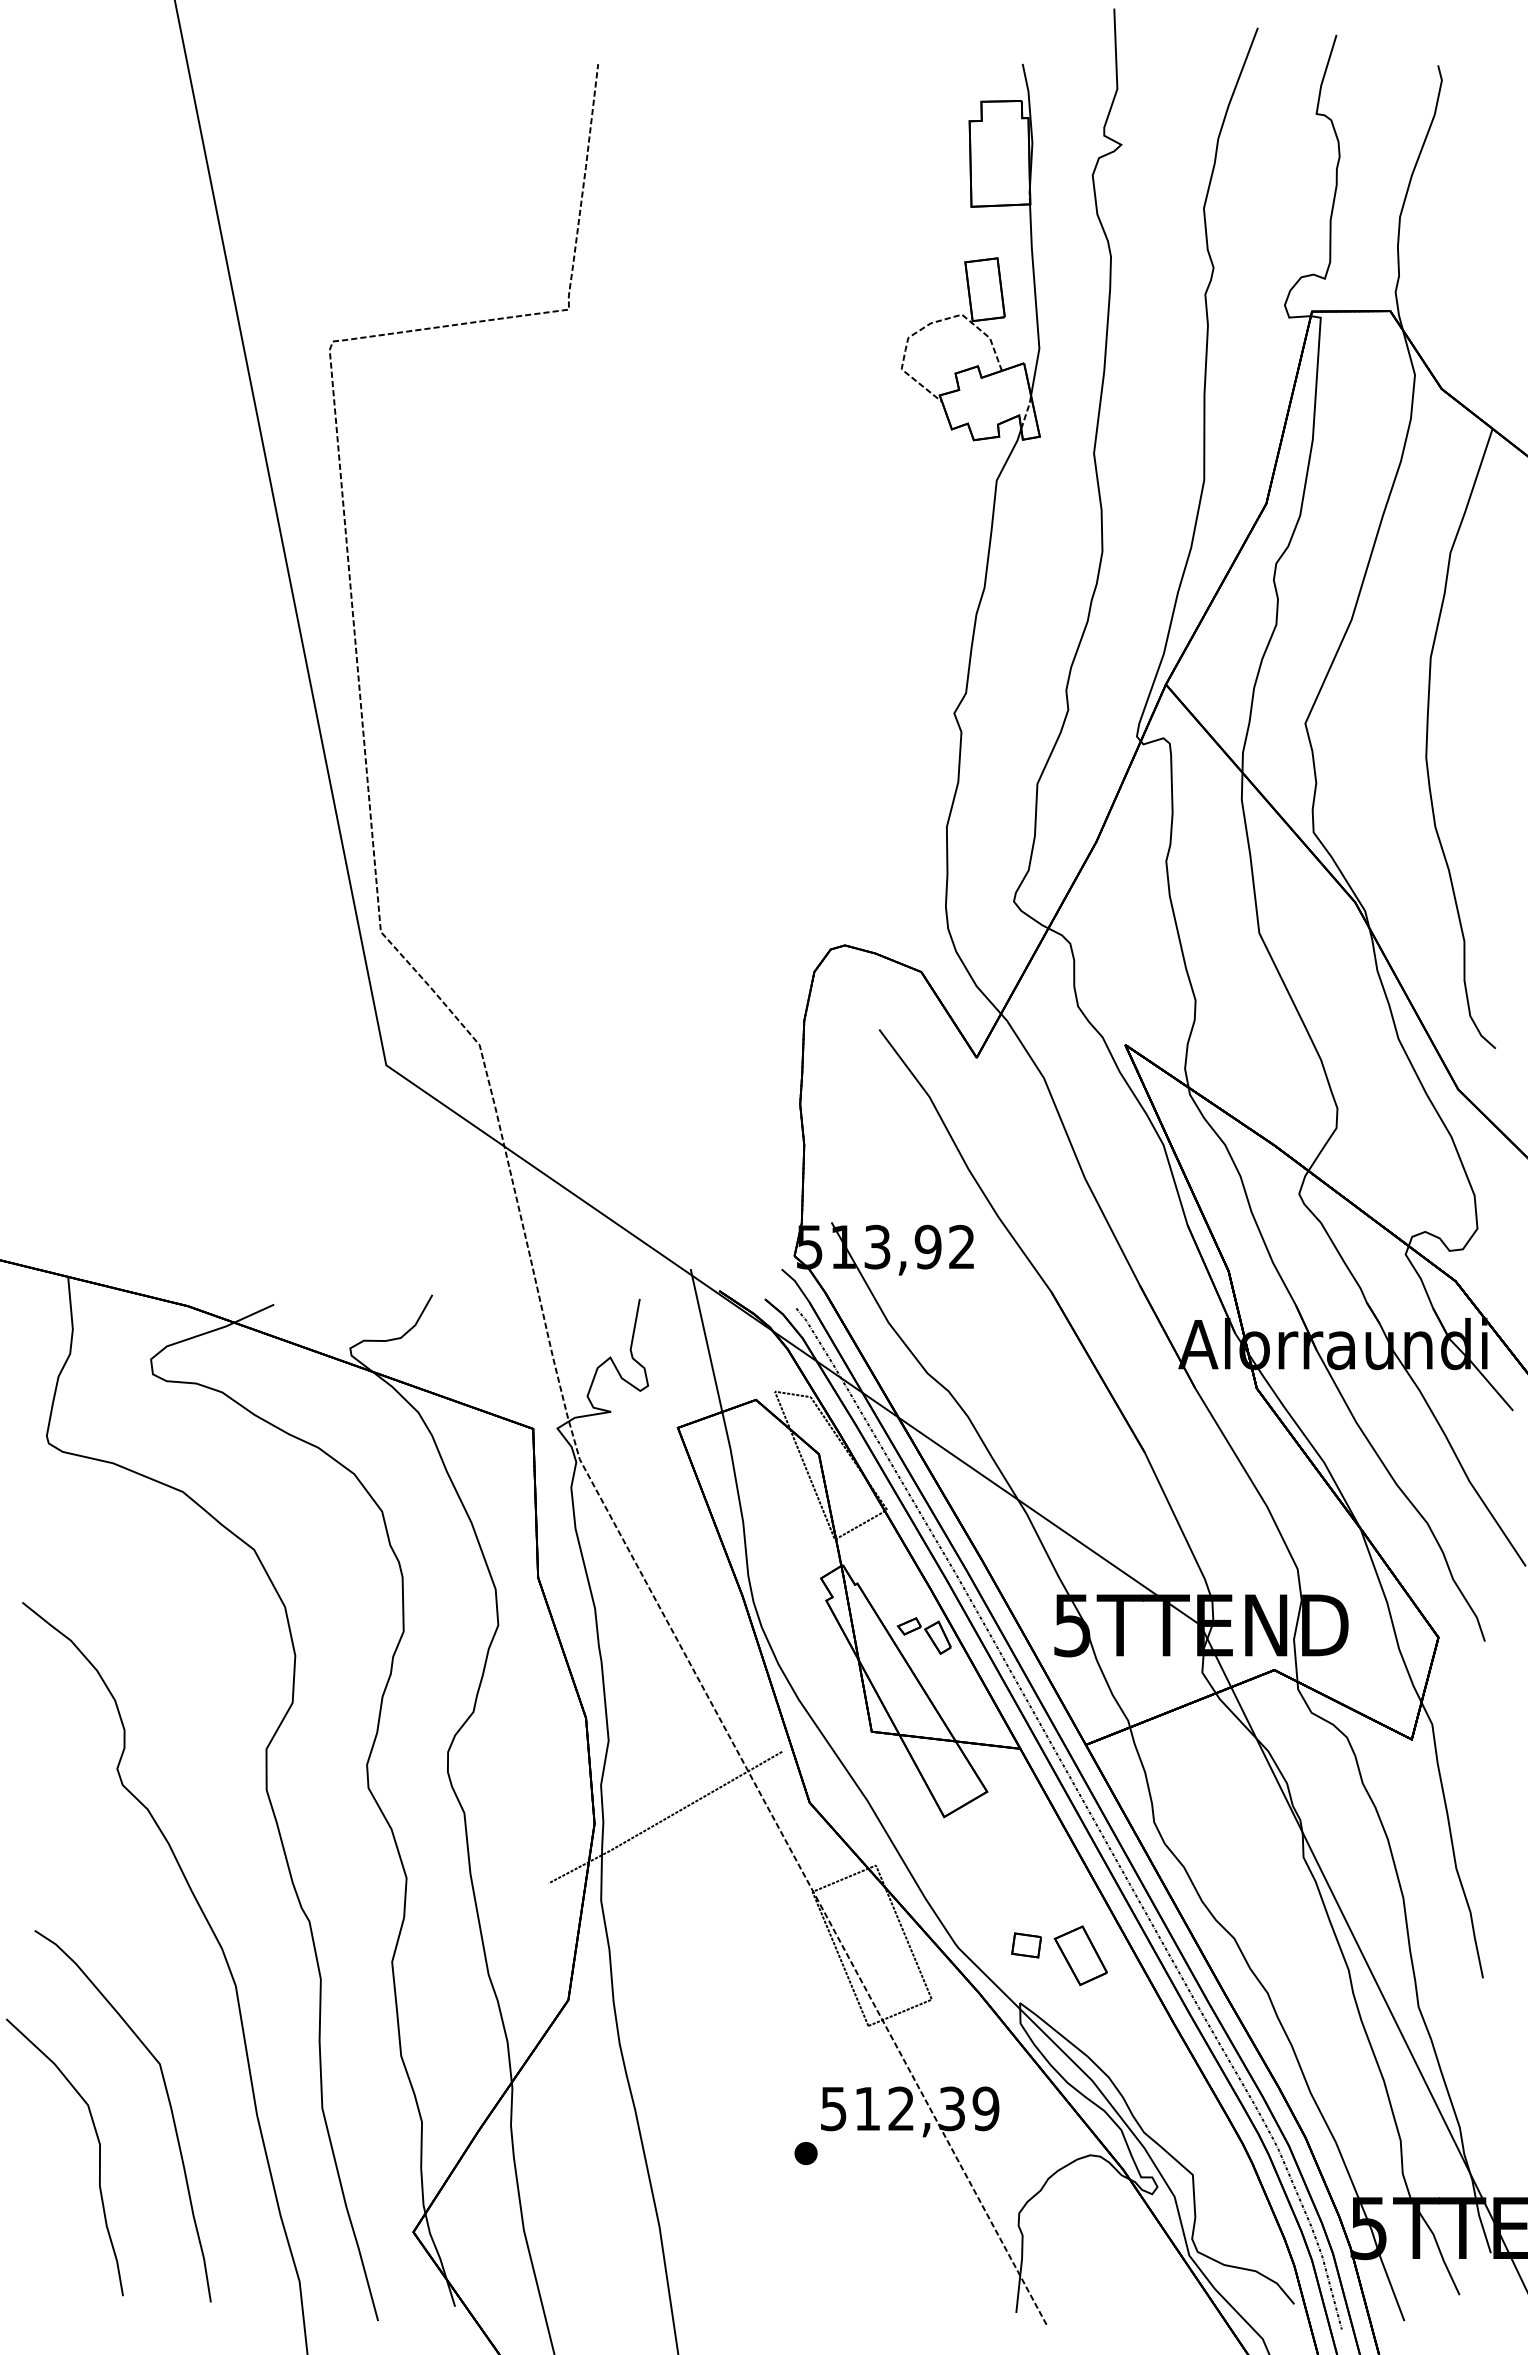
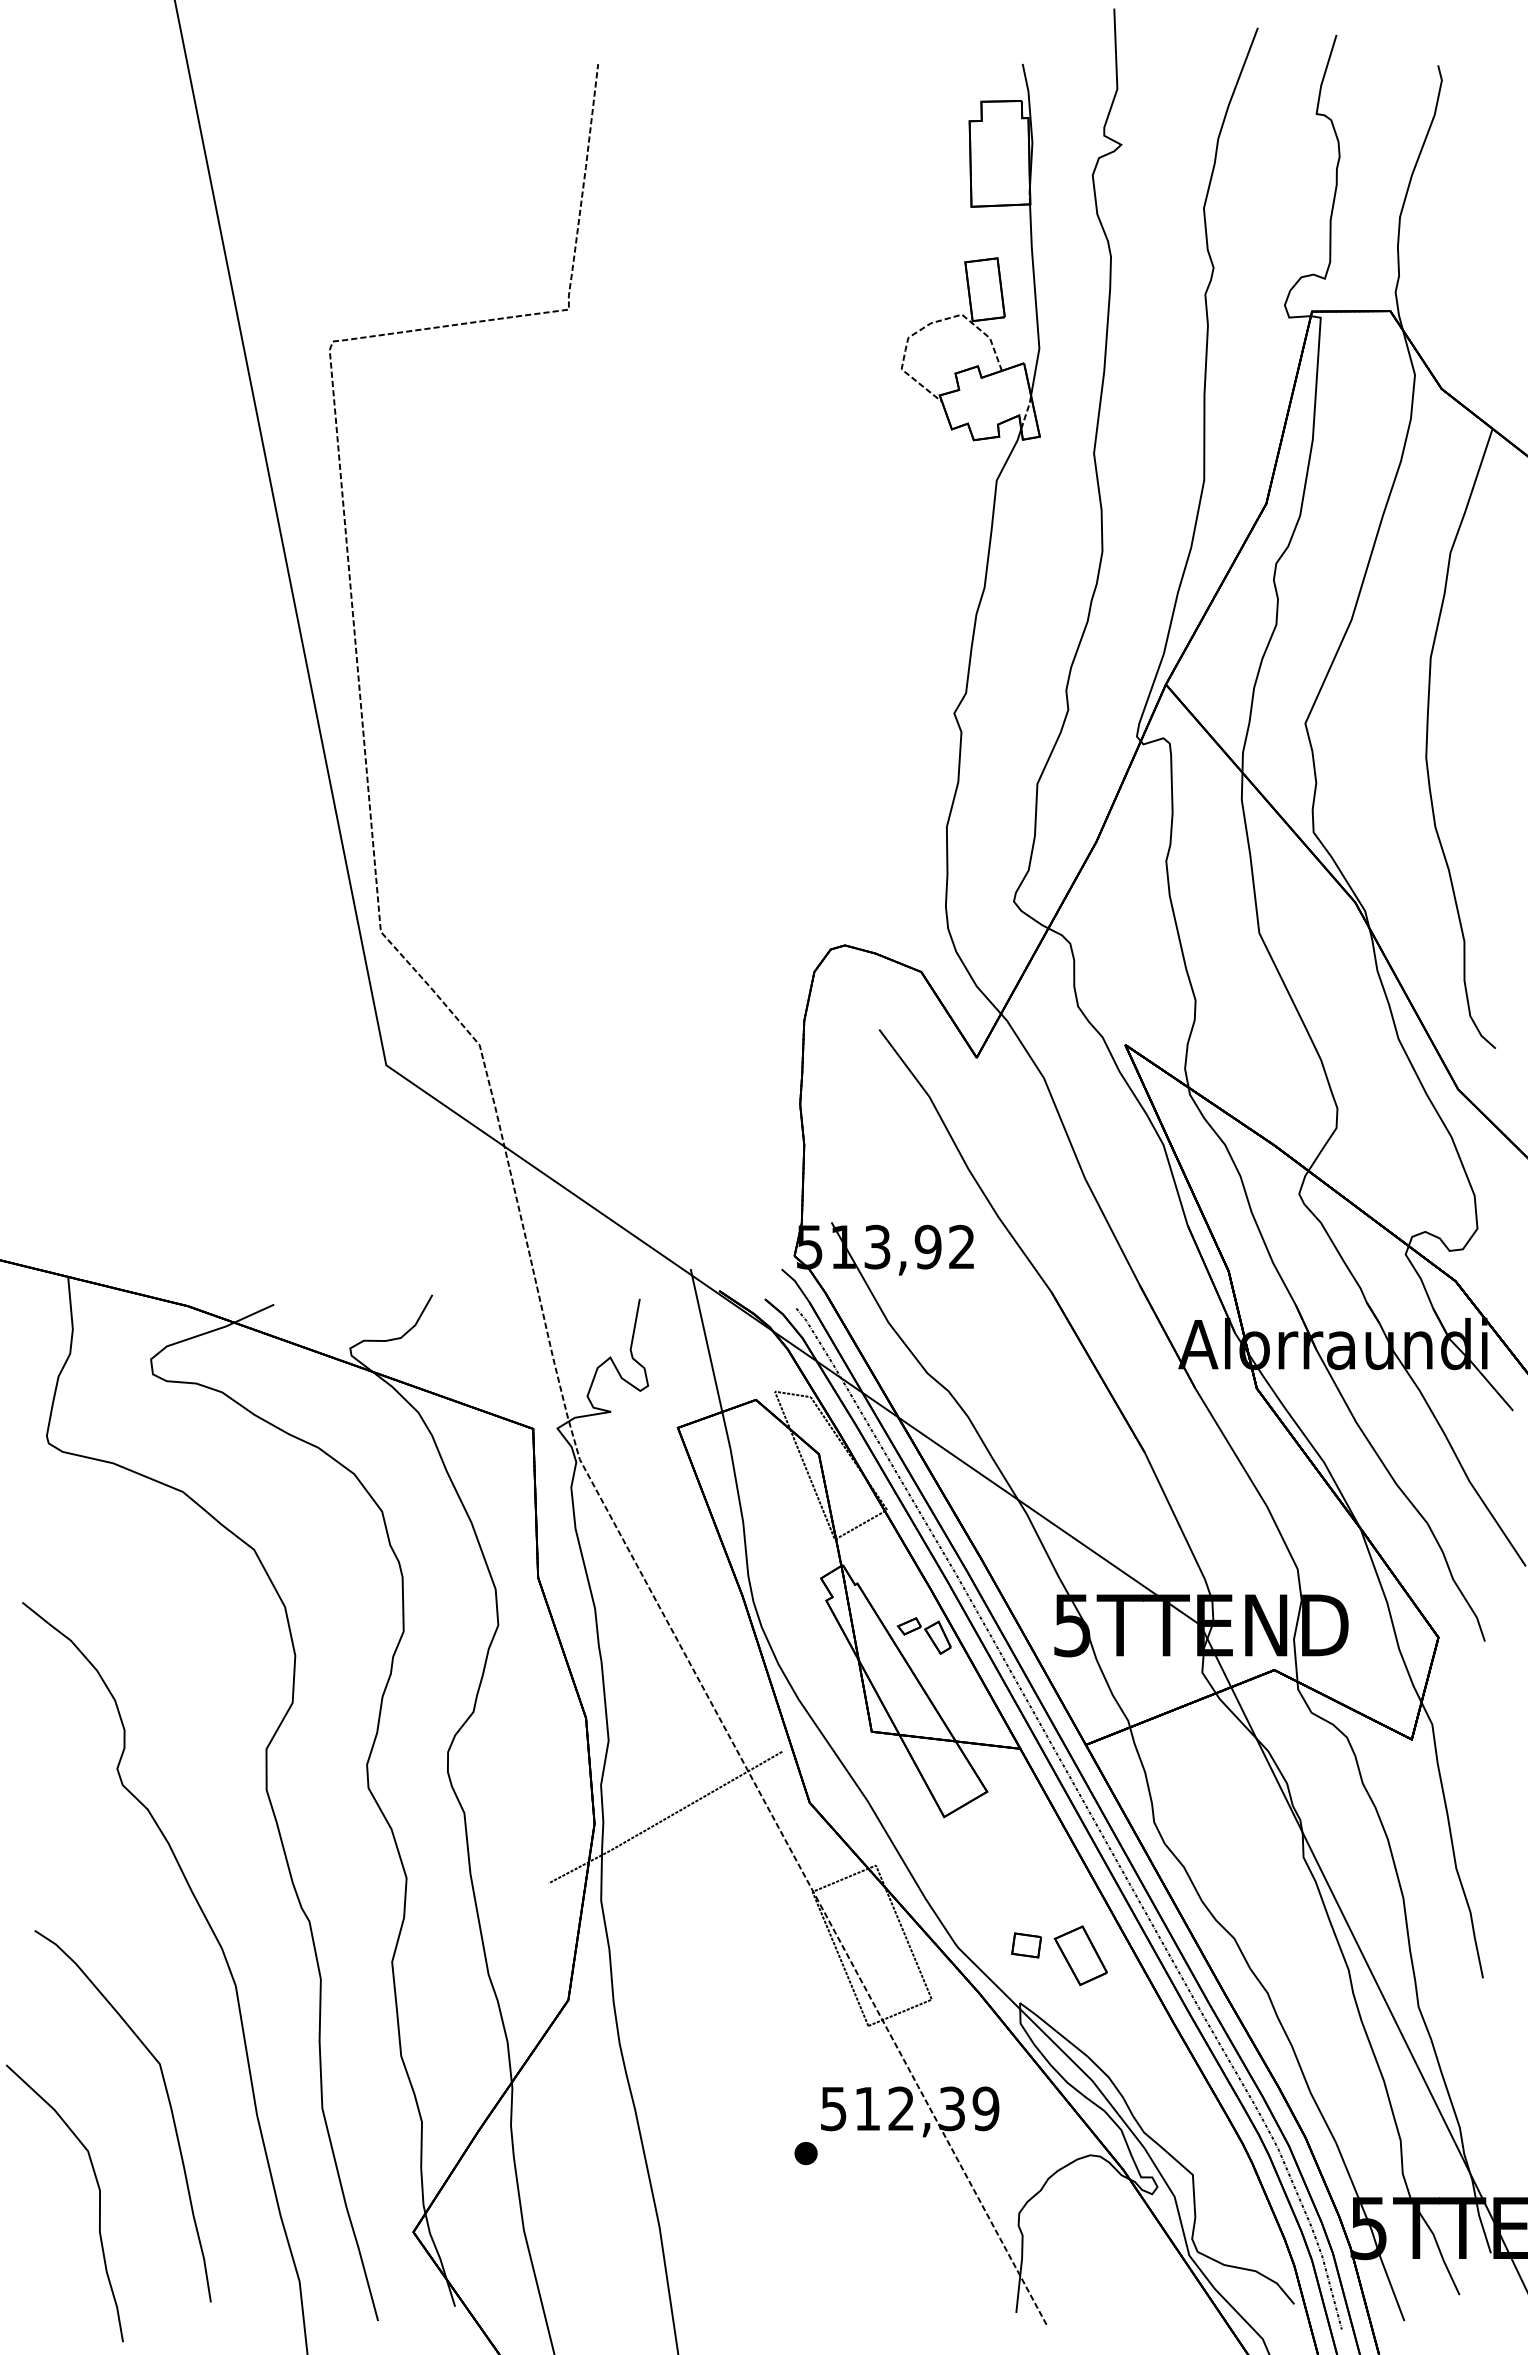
part position: (99, 2157) -> (99, 2203) (99, 2203)
